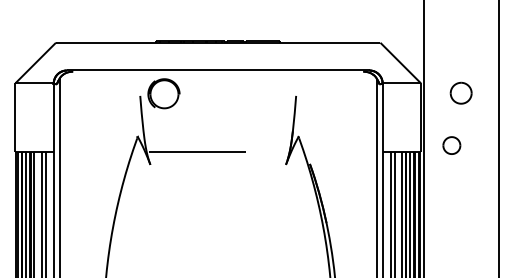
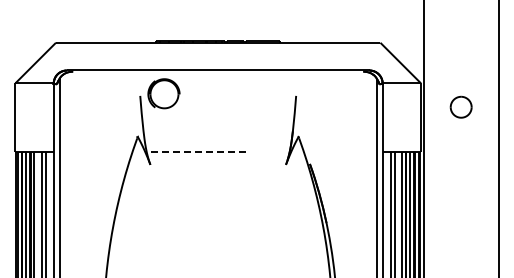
part position: (460, 92) -> (460, 106) (460, 106)
part: present -> none (451, 145)
line: solid -> dashed (197, 151)
